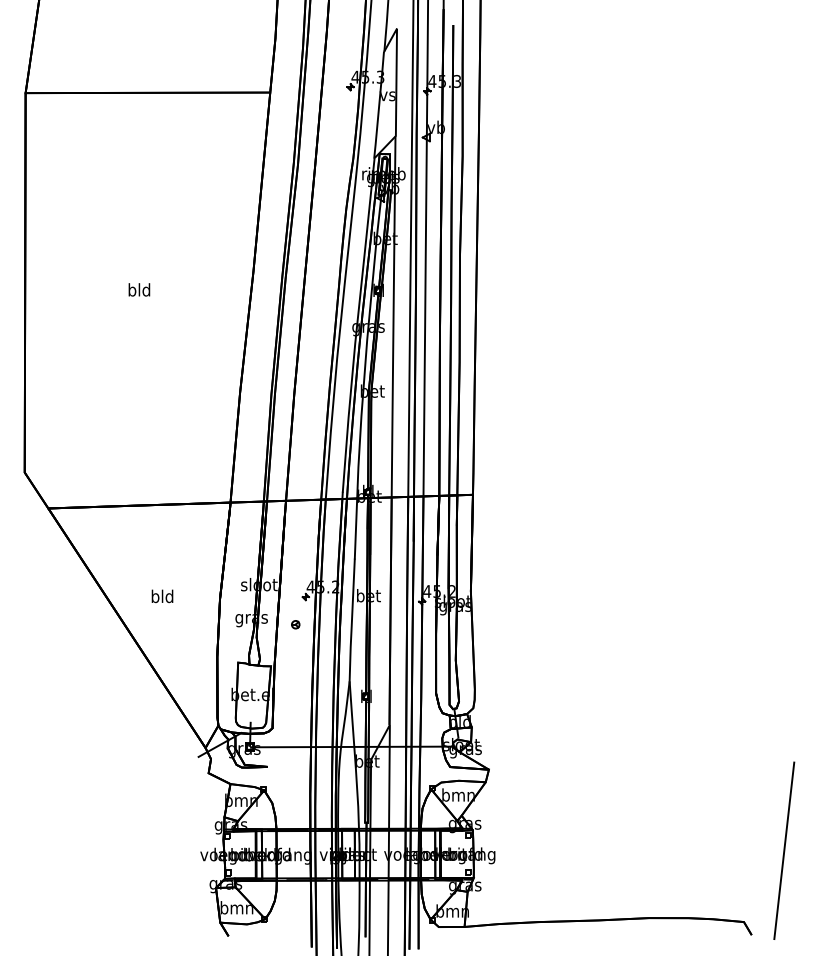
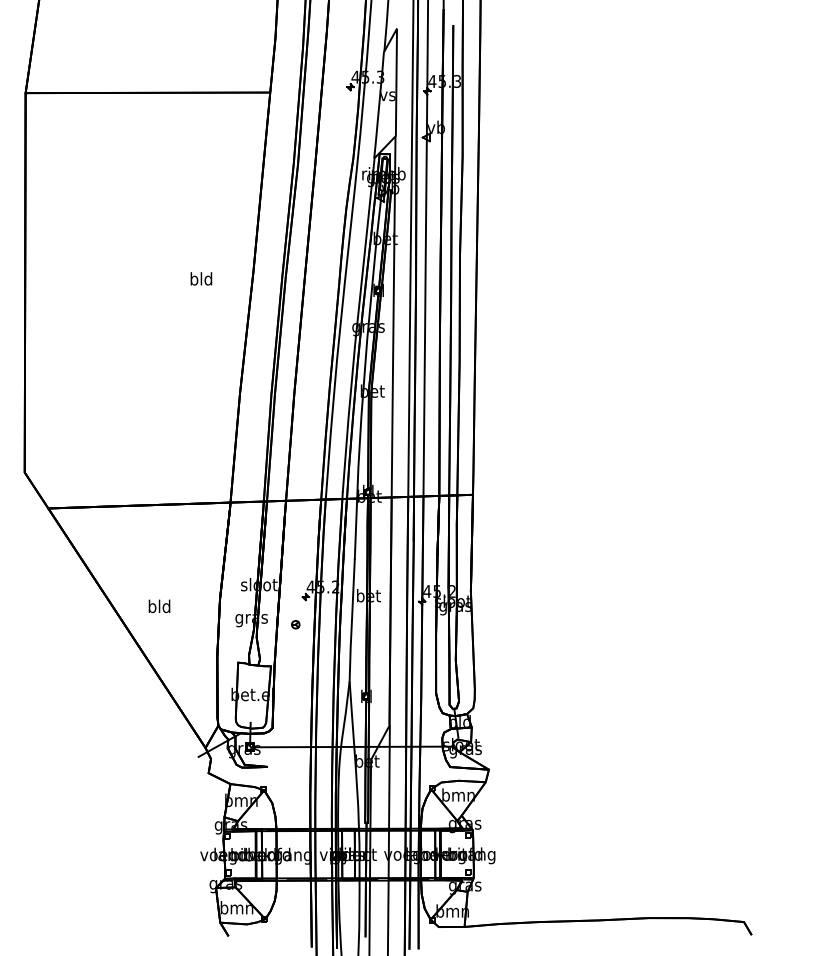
text position: (139, 289) -> (201, 278) (201, 278)
text position: (162, 596) -> (159, 606) (159, 606)
line: present -> none (784, 850)
